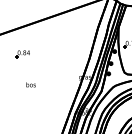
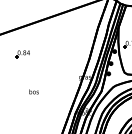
text position: (30, 84) -> (33, 91) (33, 91)
